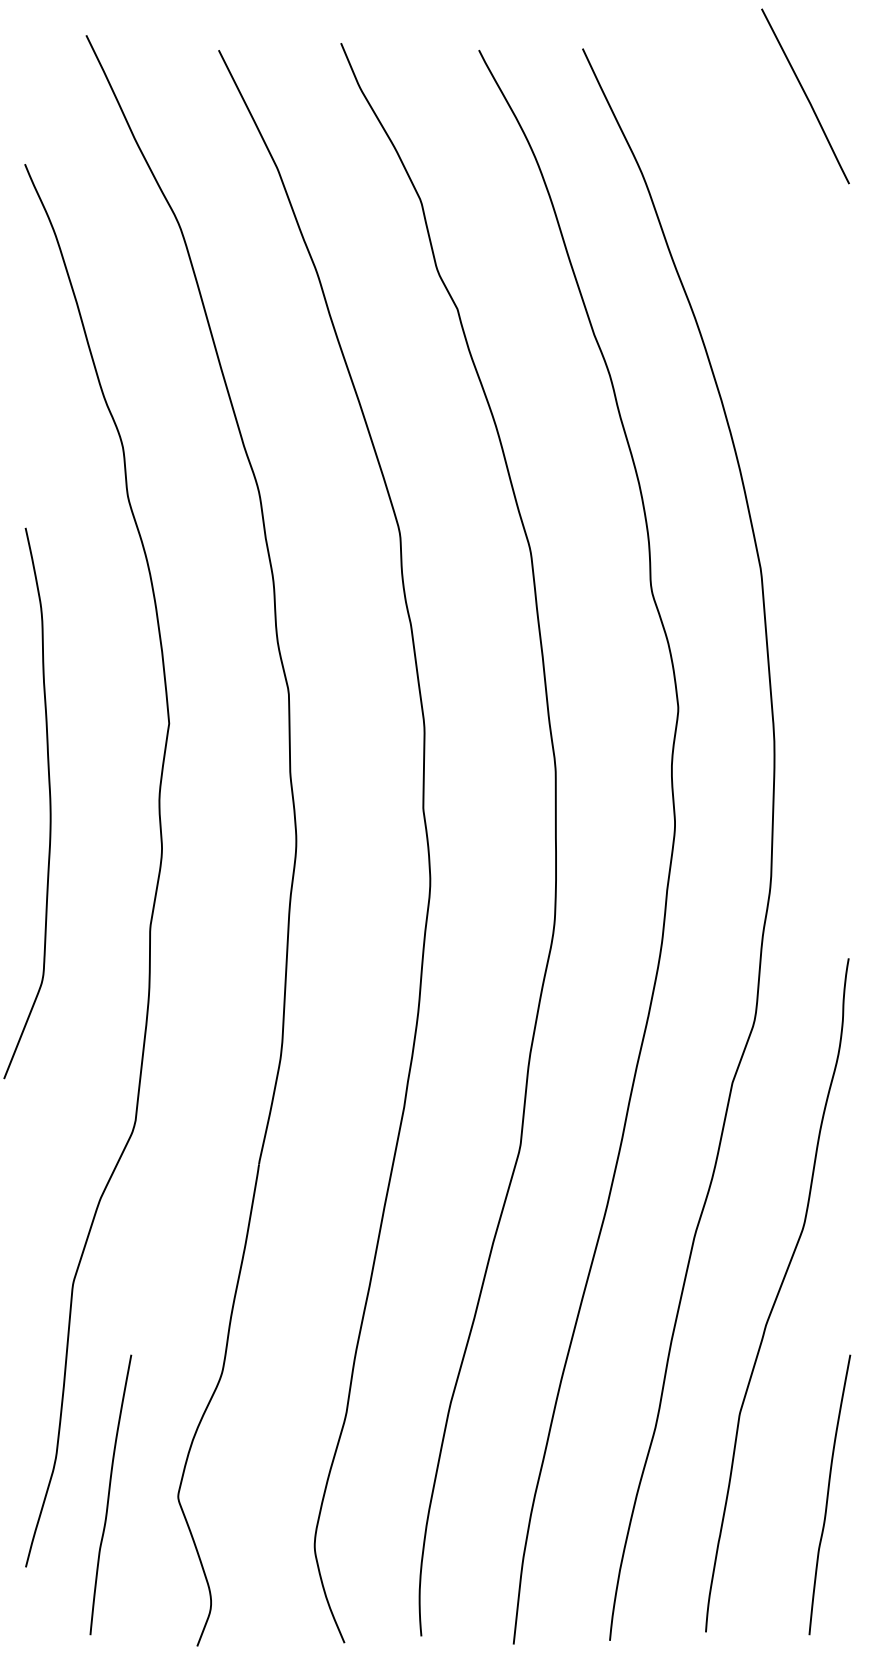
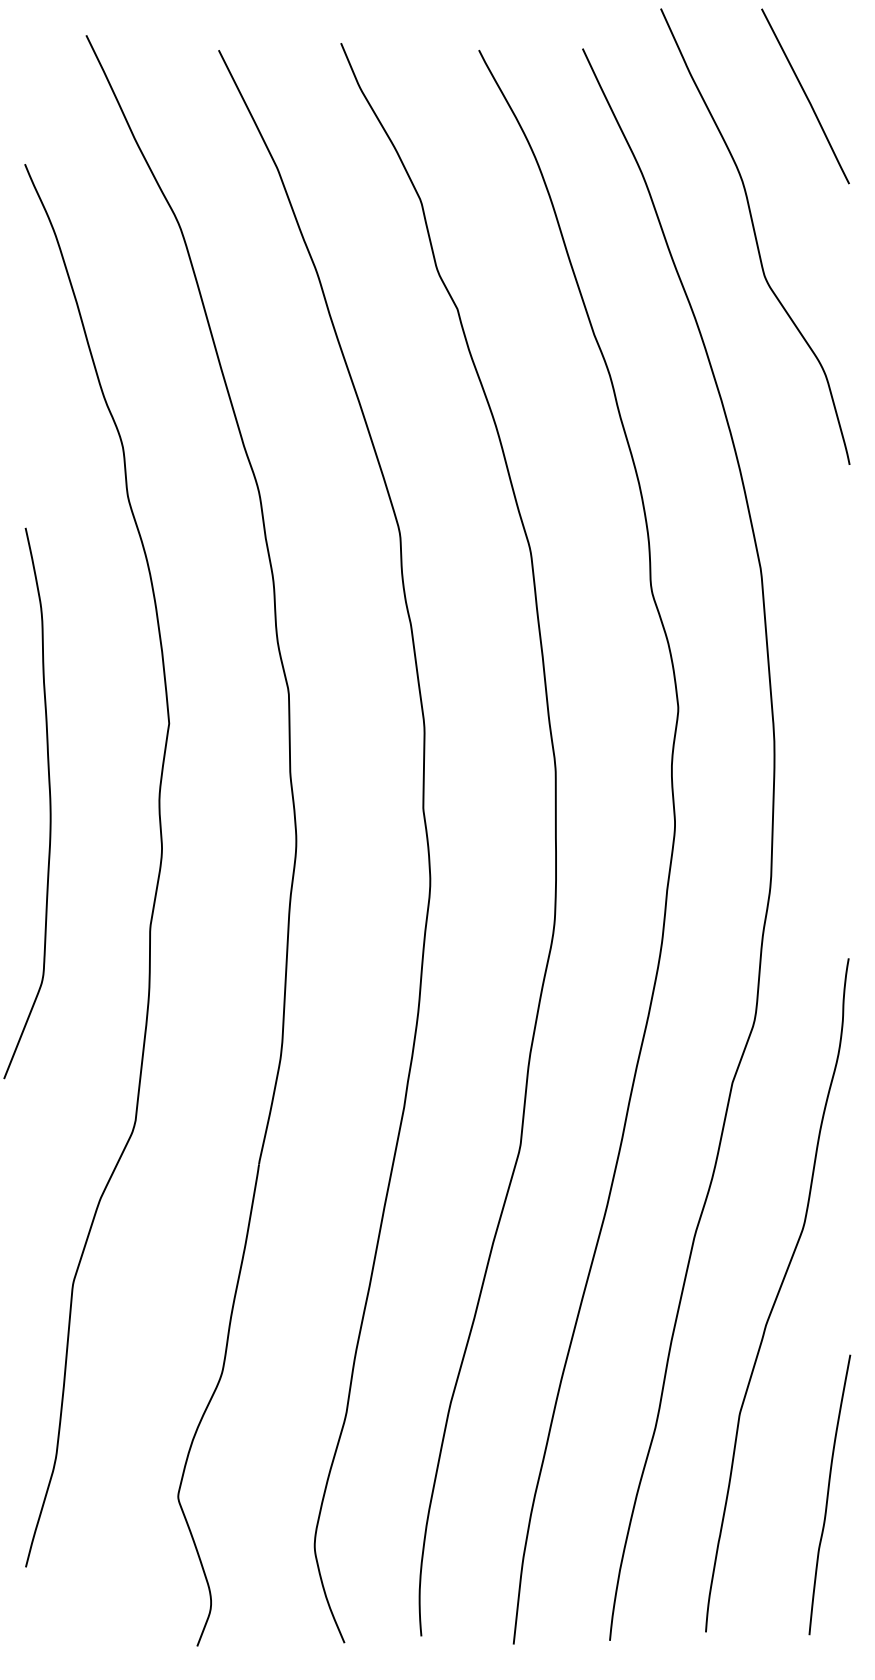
curve: none -> present (755, 236)
curve: present -> none (109, 1494)
